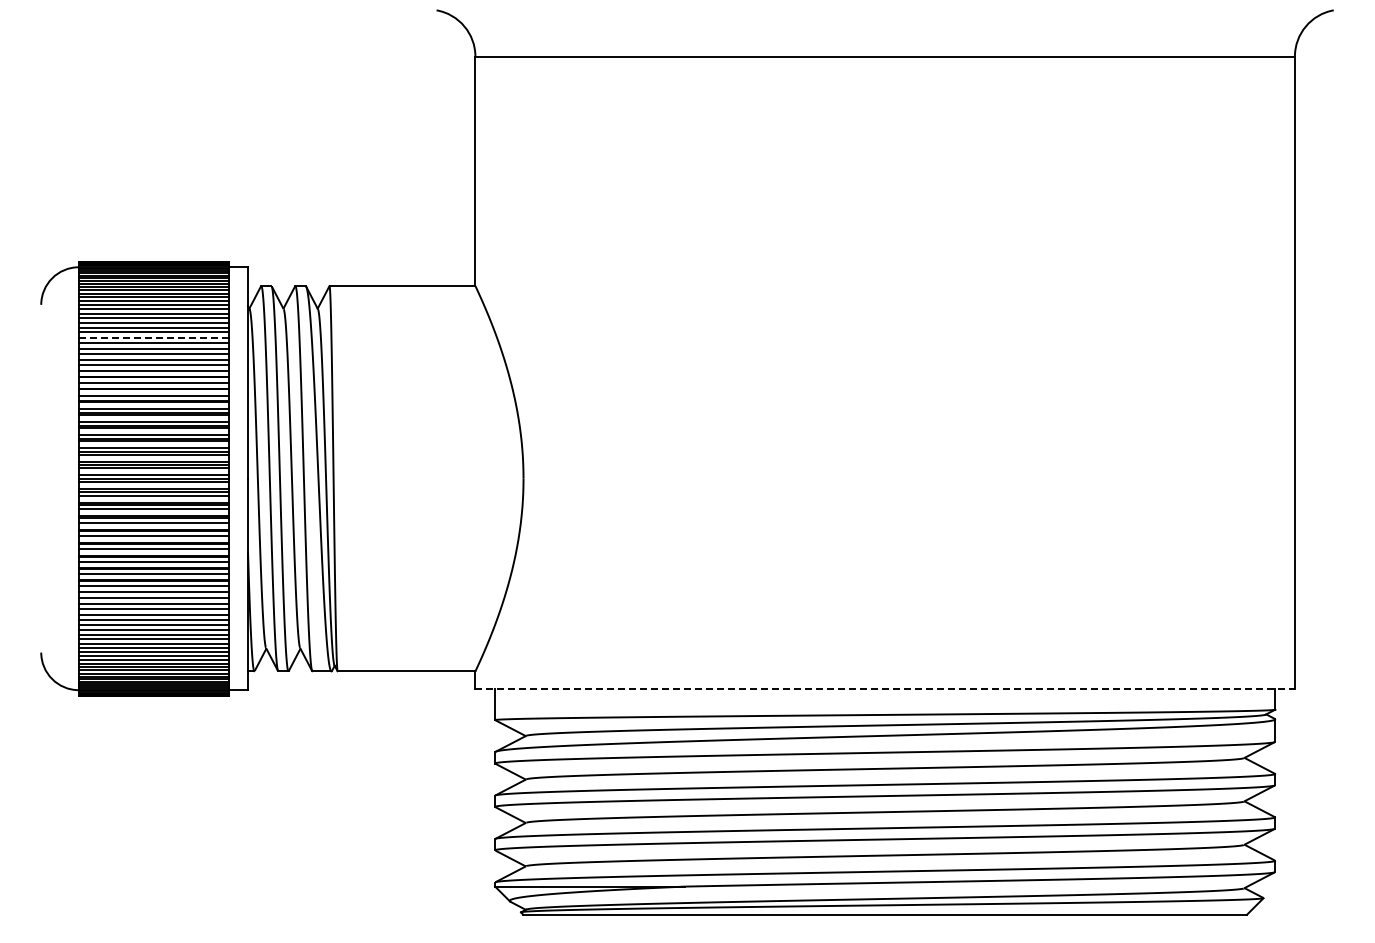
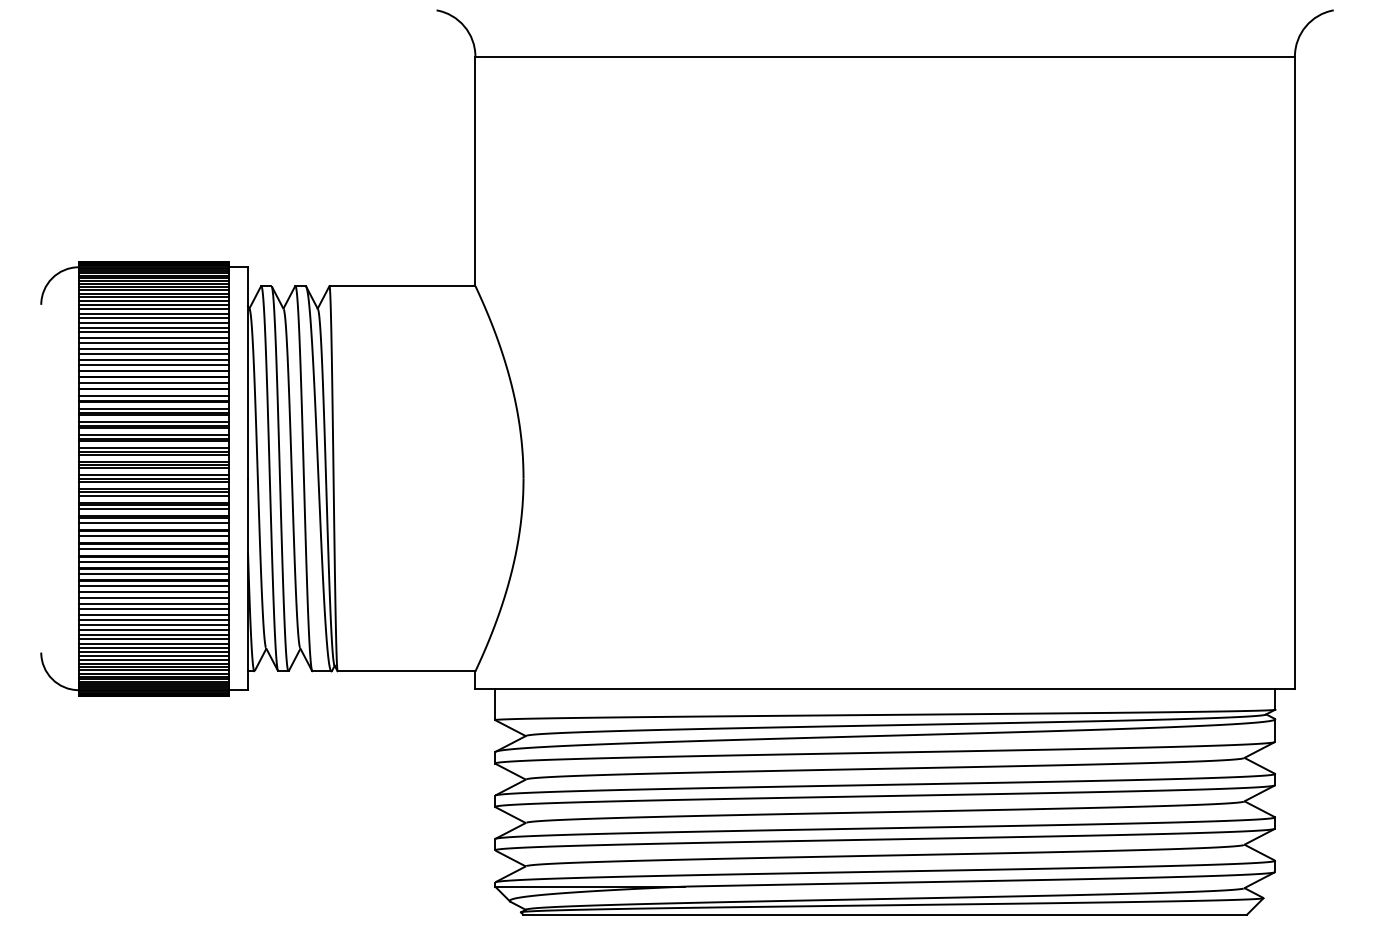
line: dashed -> solid (154, 337)
line: dashed -> solid (885, 689)
